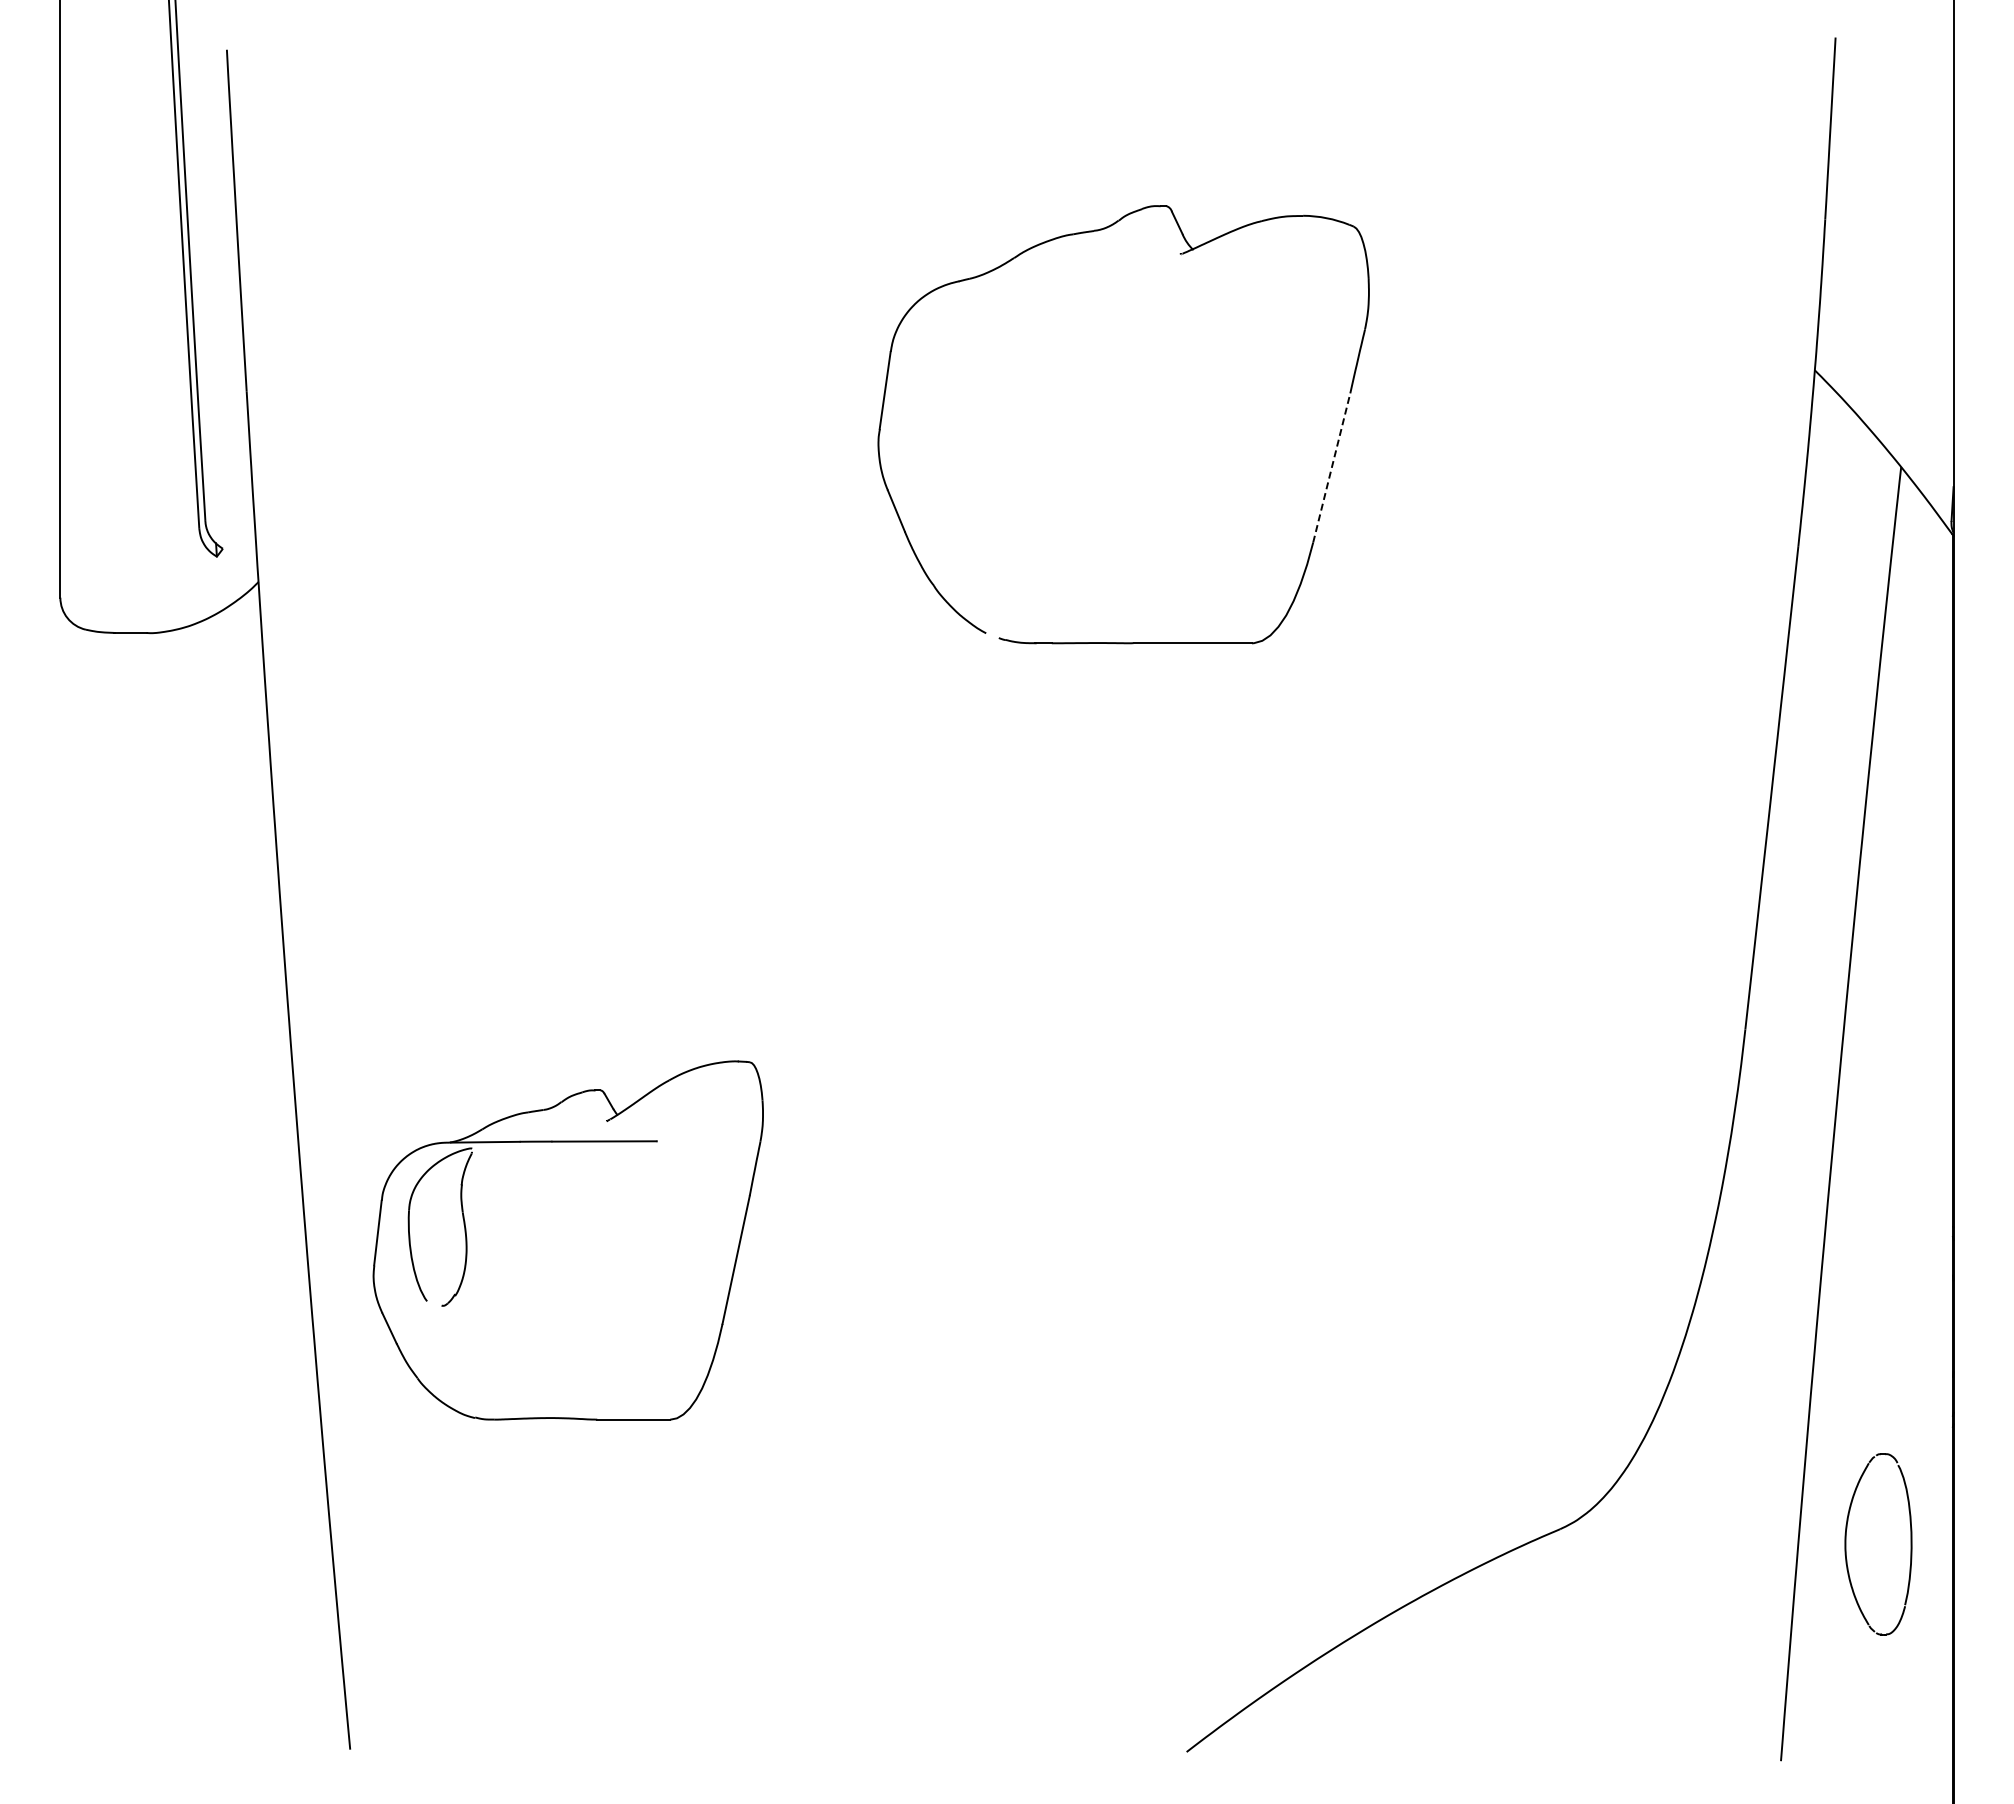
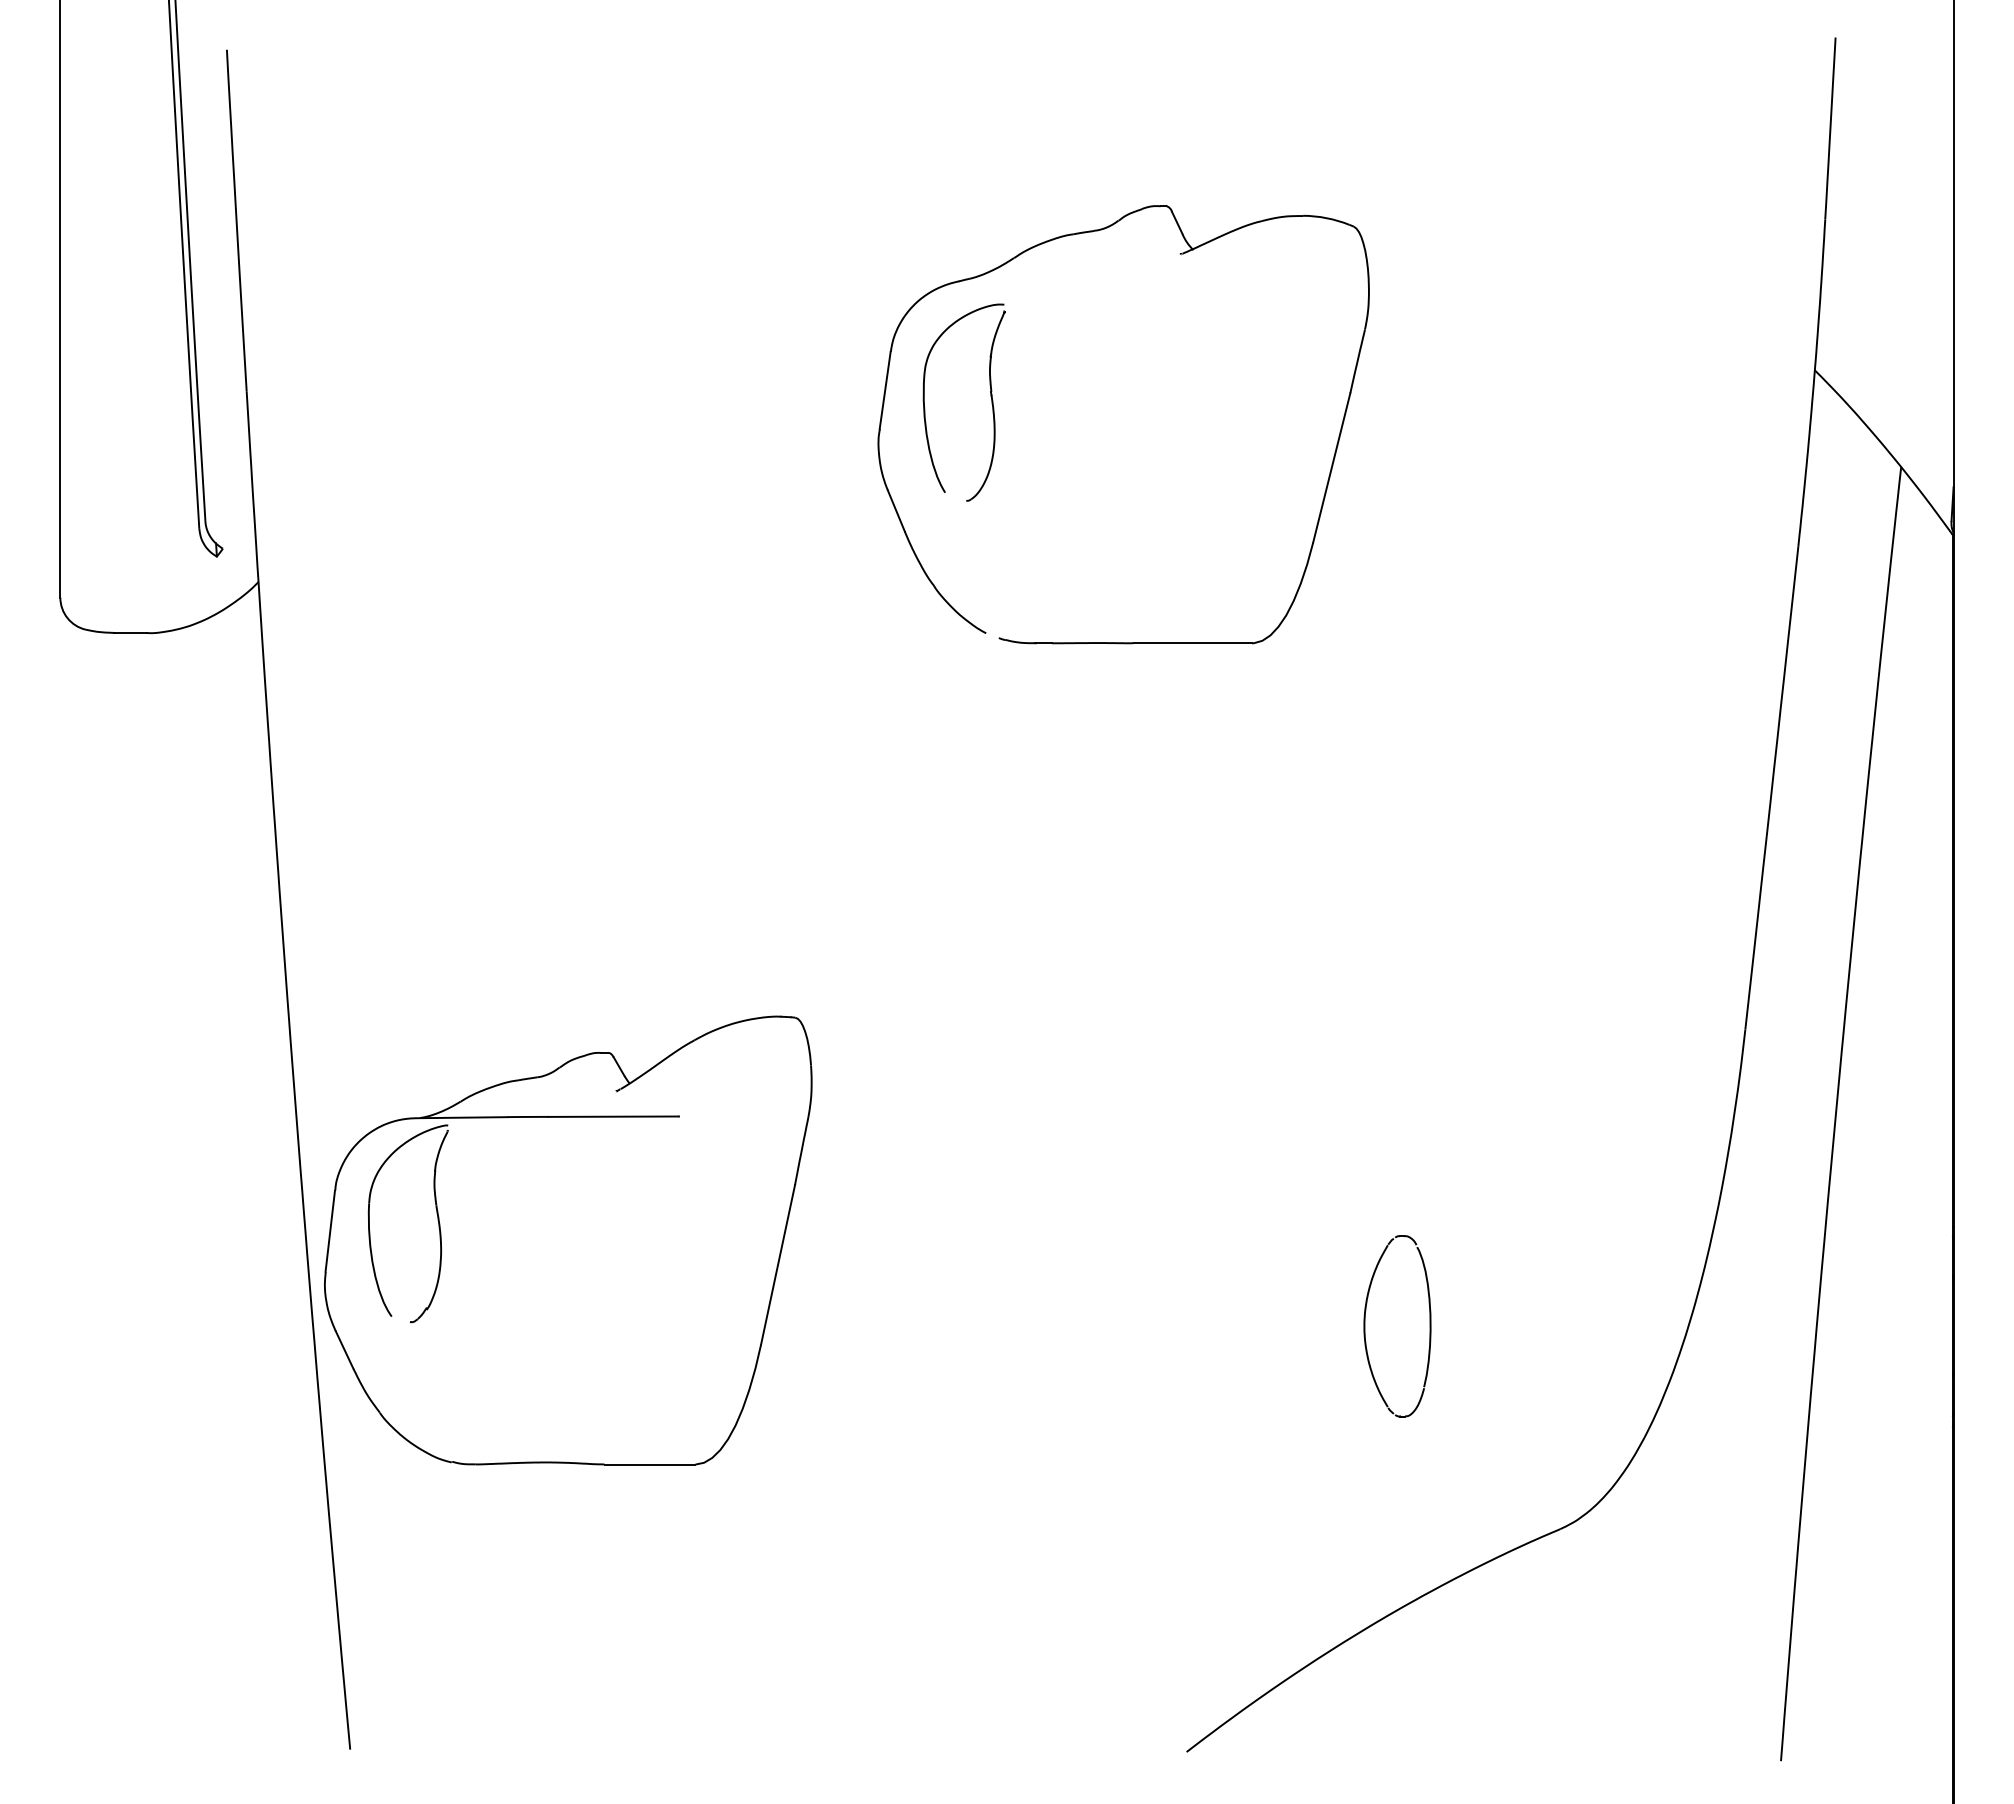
part: none -> present (990, 397)
line: dashed -> solid (1331, 468)
part size: 392x361 px -> 489x451 px (568, 1240)
part position: (1846, 1544) -> (1365, 1326) (1365, 1326)
